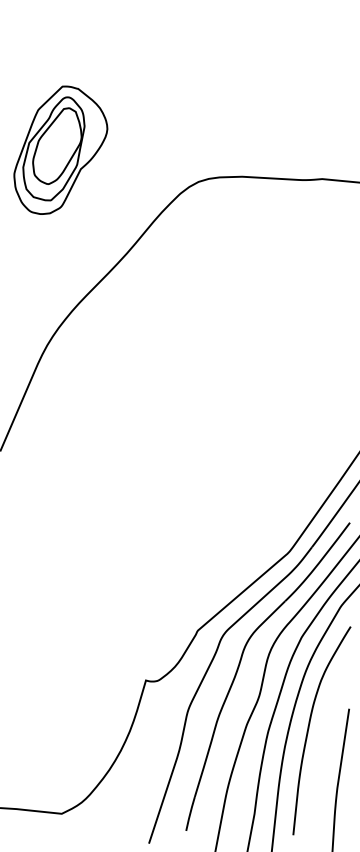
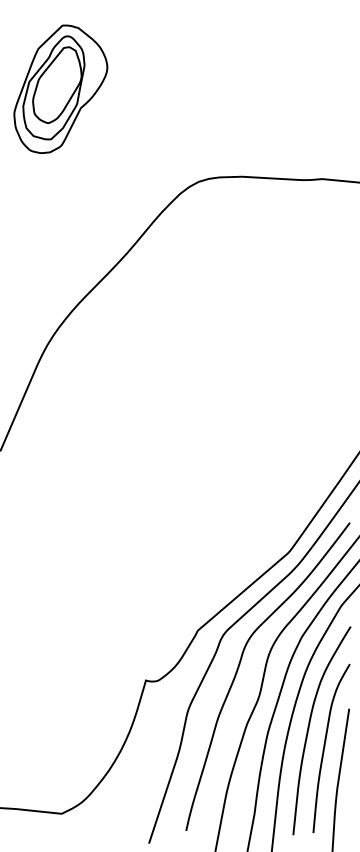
part position: (60, 149) -> (60, 88) (60, 88)
curve: none -> present (325, 747)
